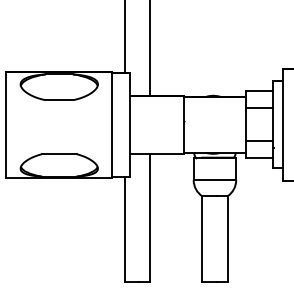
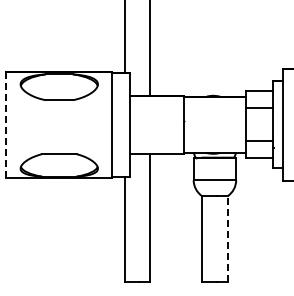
line: solid -> dashed (6, 125)
line: solid -> dashed (227, 239)
